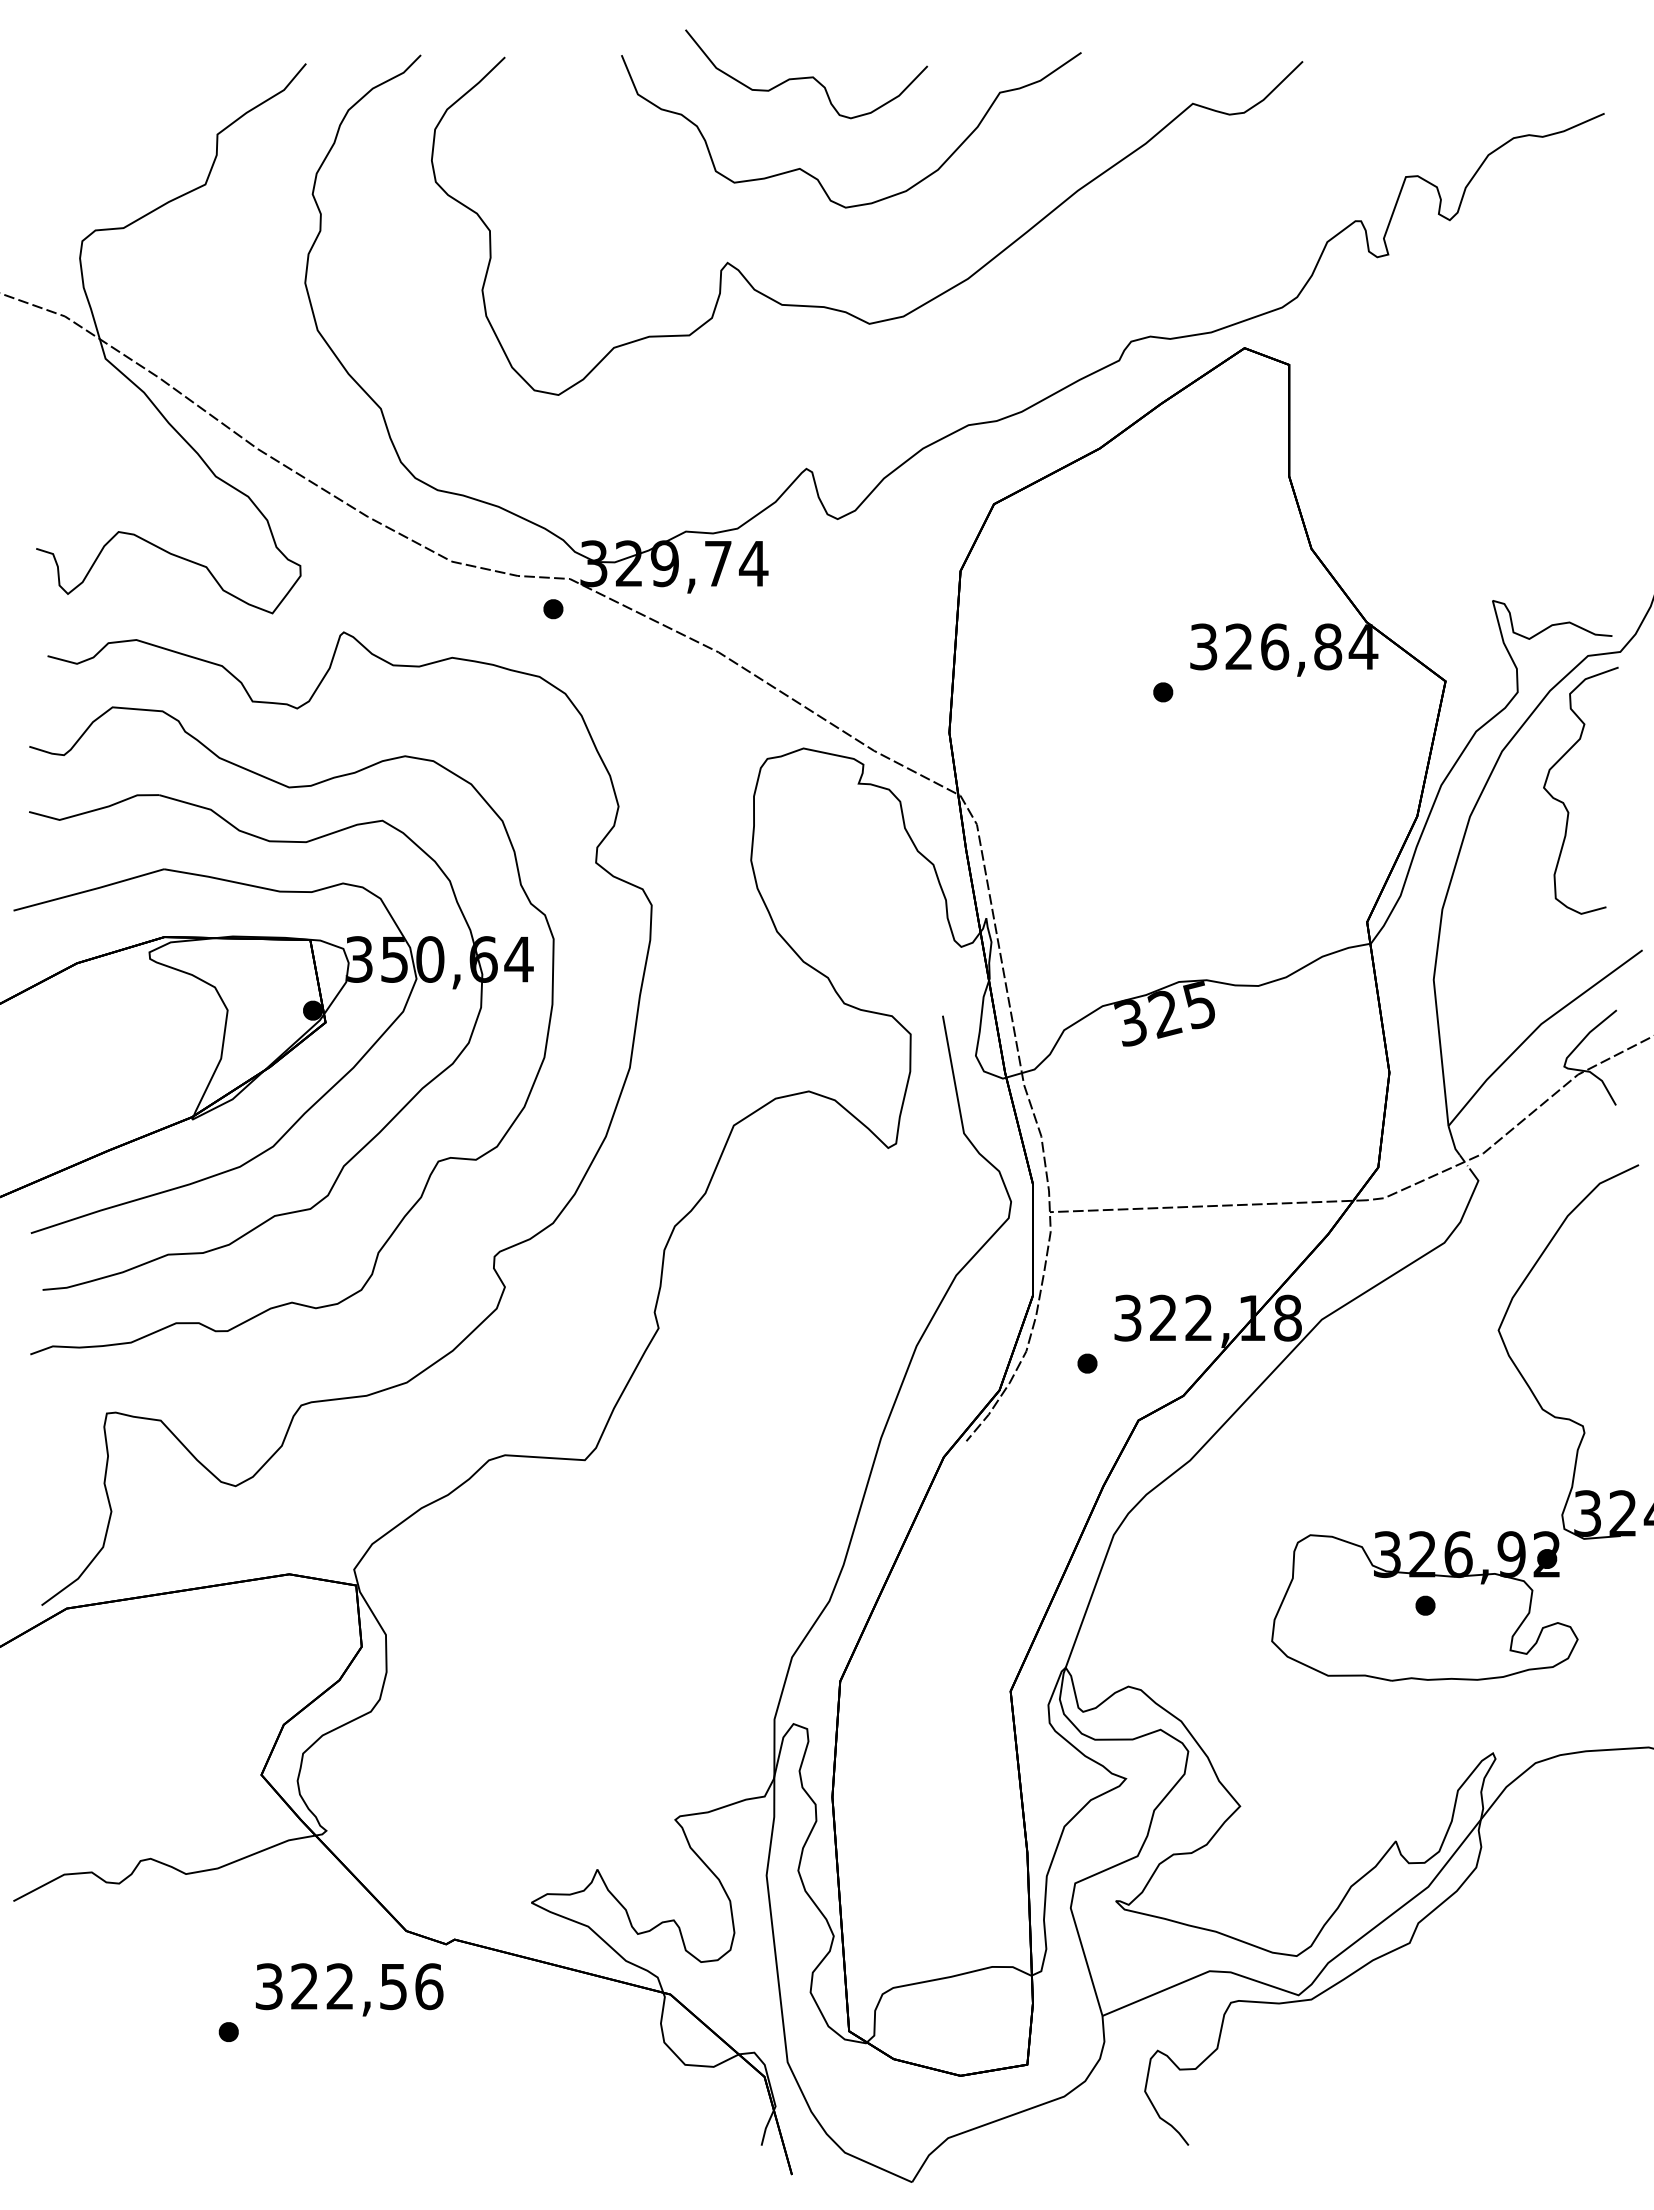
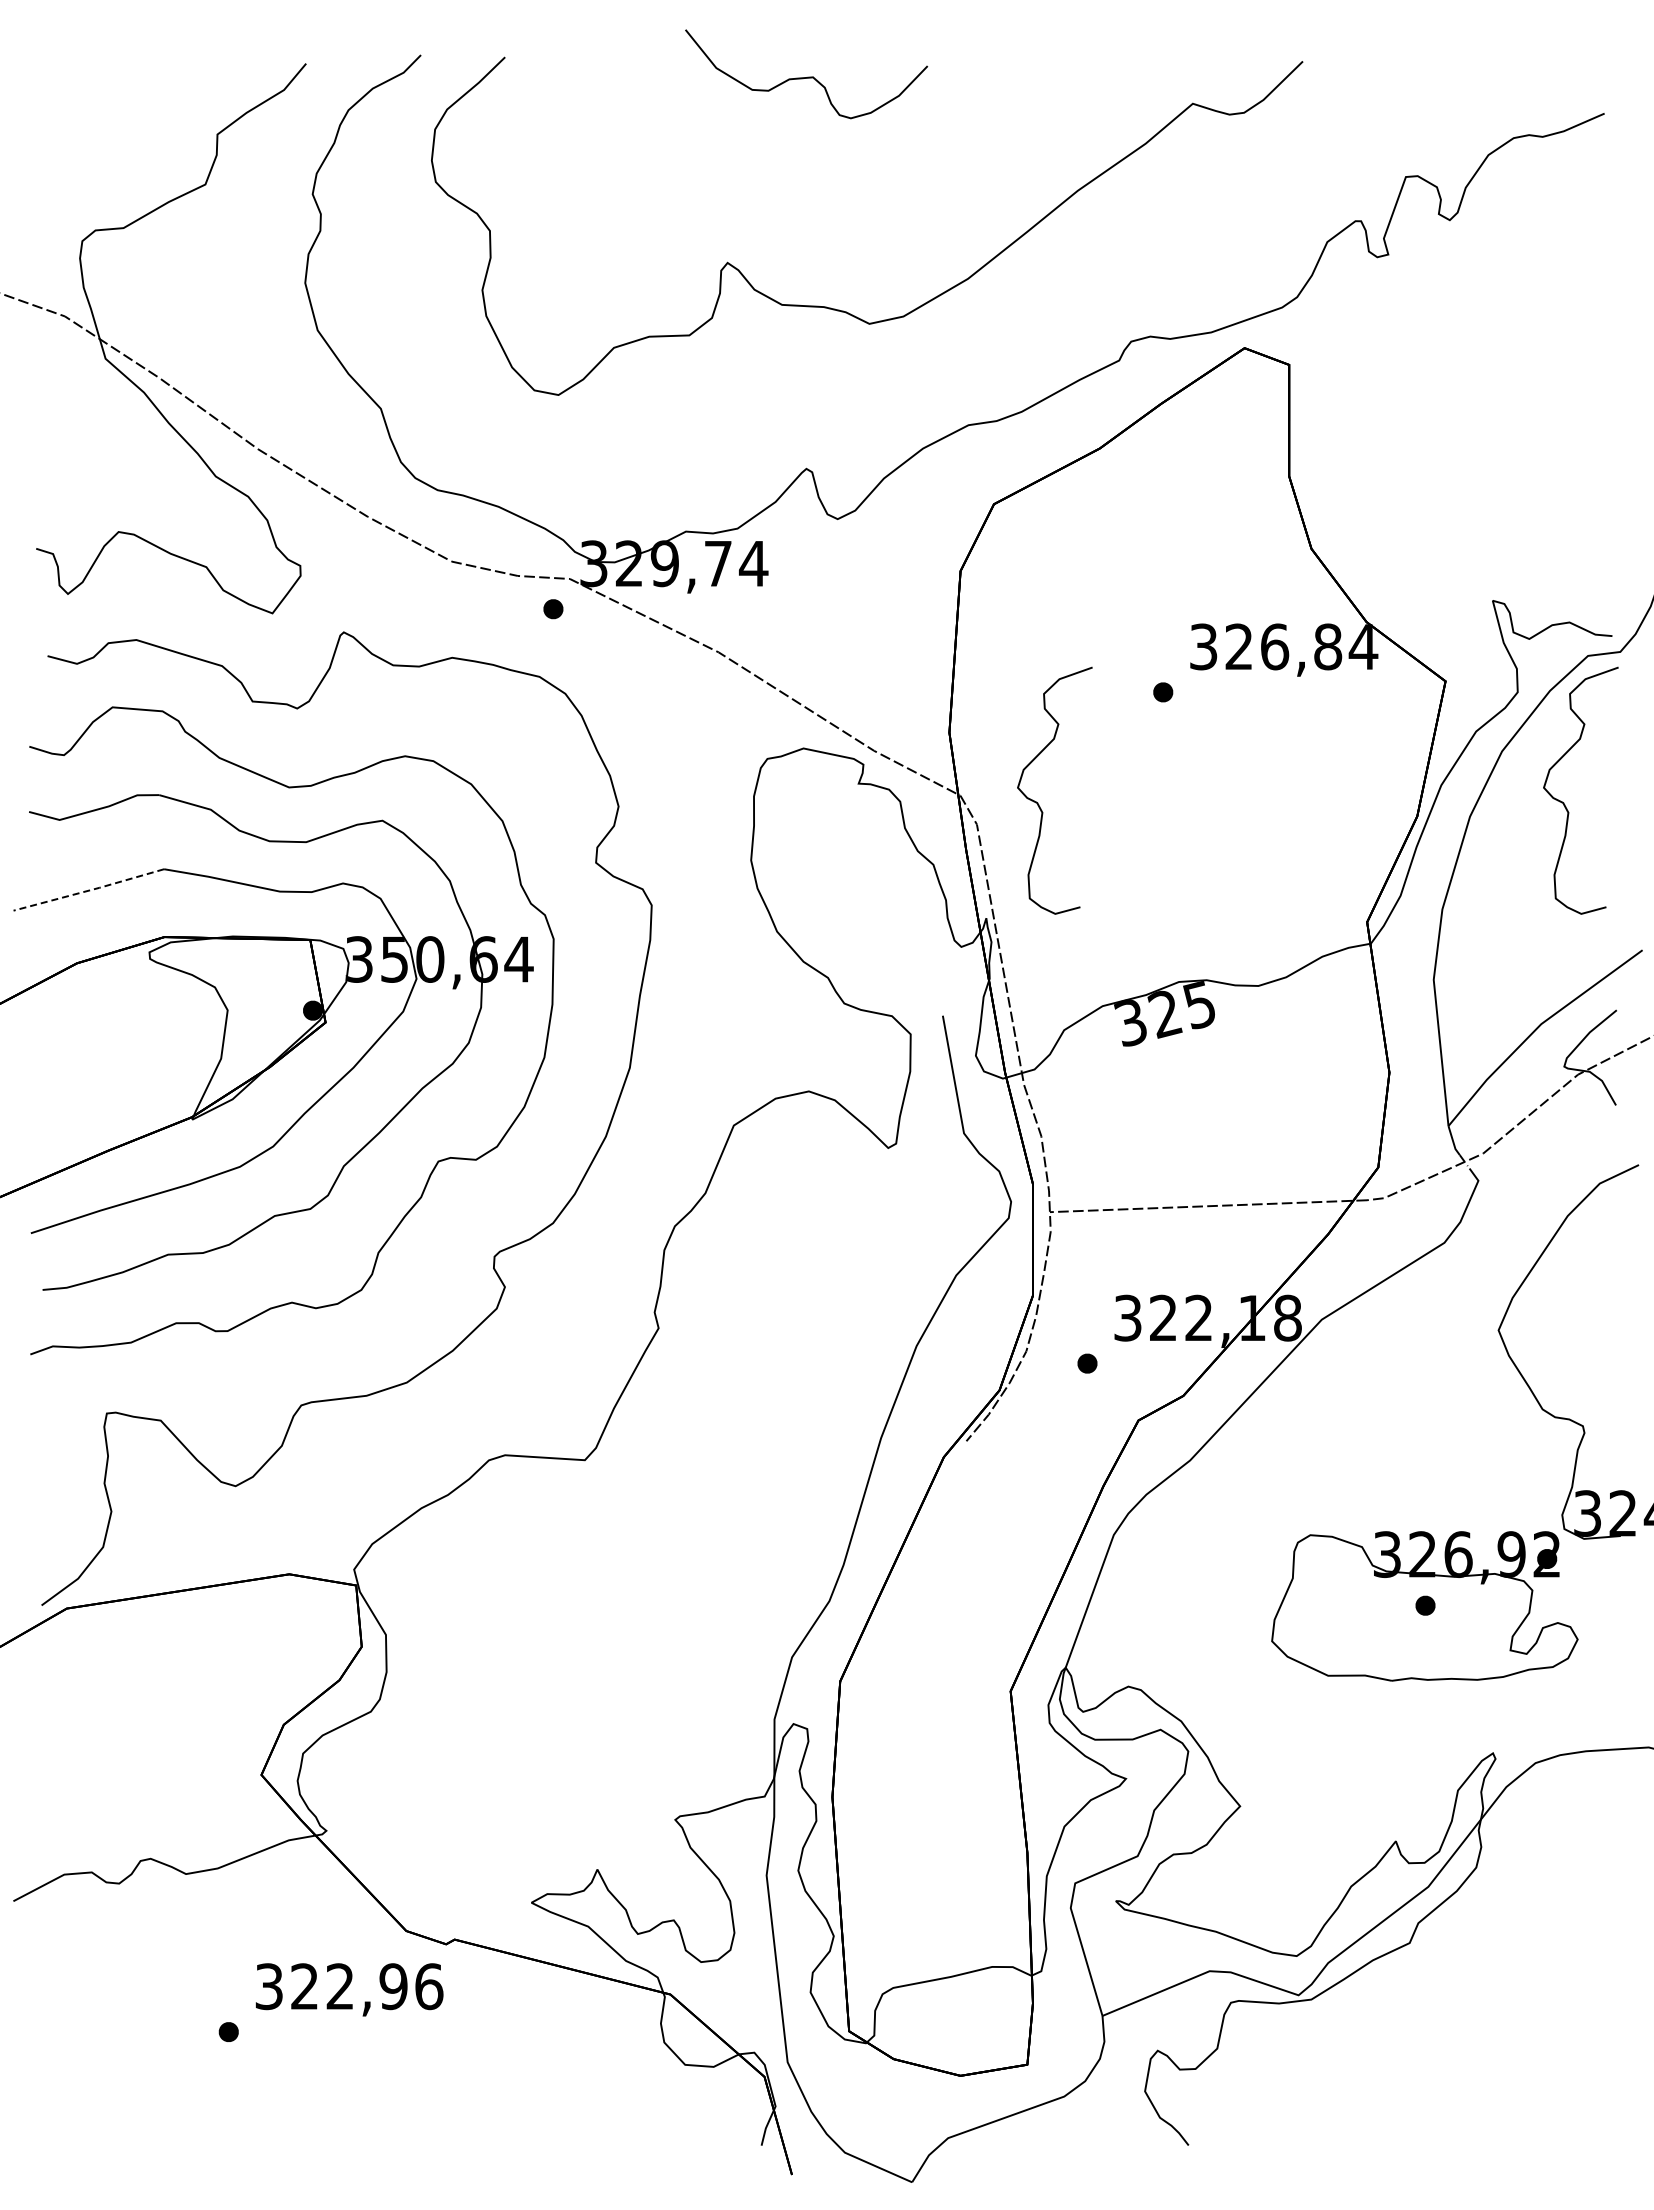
curve: present -> none (816, 177)
curve: none -> present (1038, 802)
line: solid -> dashed (89, 890)
text: 322,56 -> 322,96 (393, 1986)
